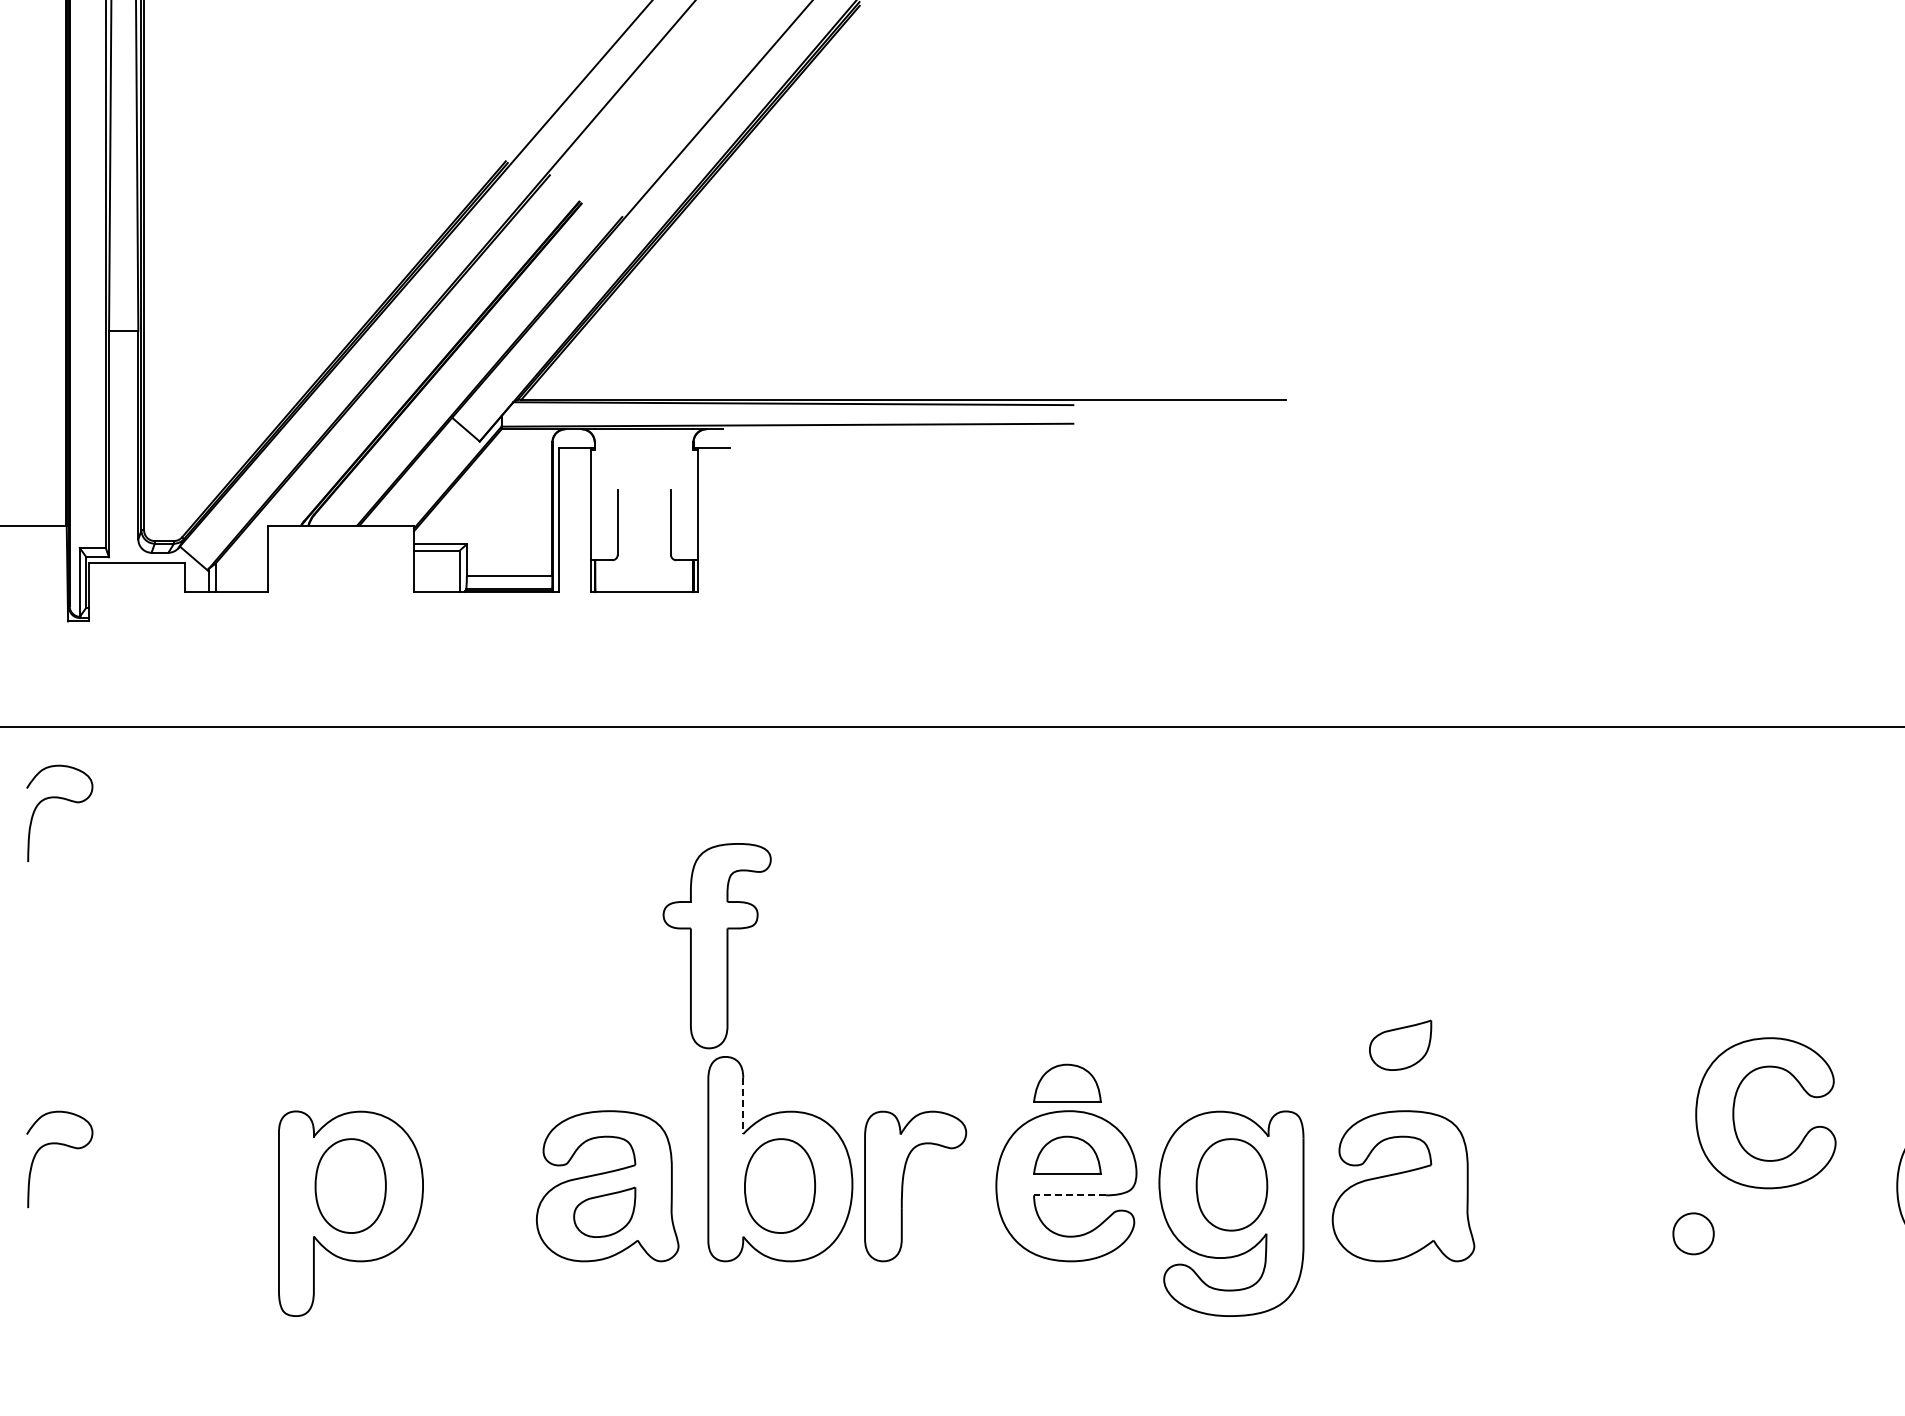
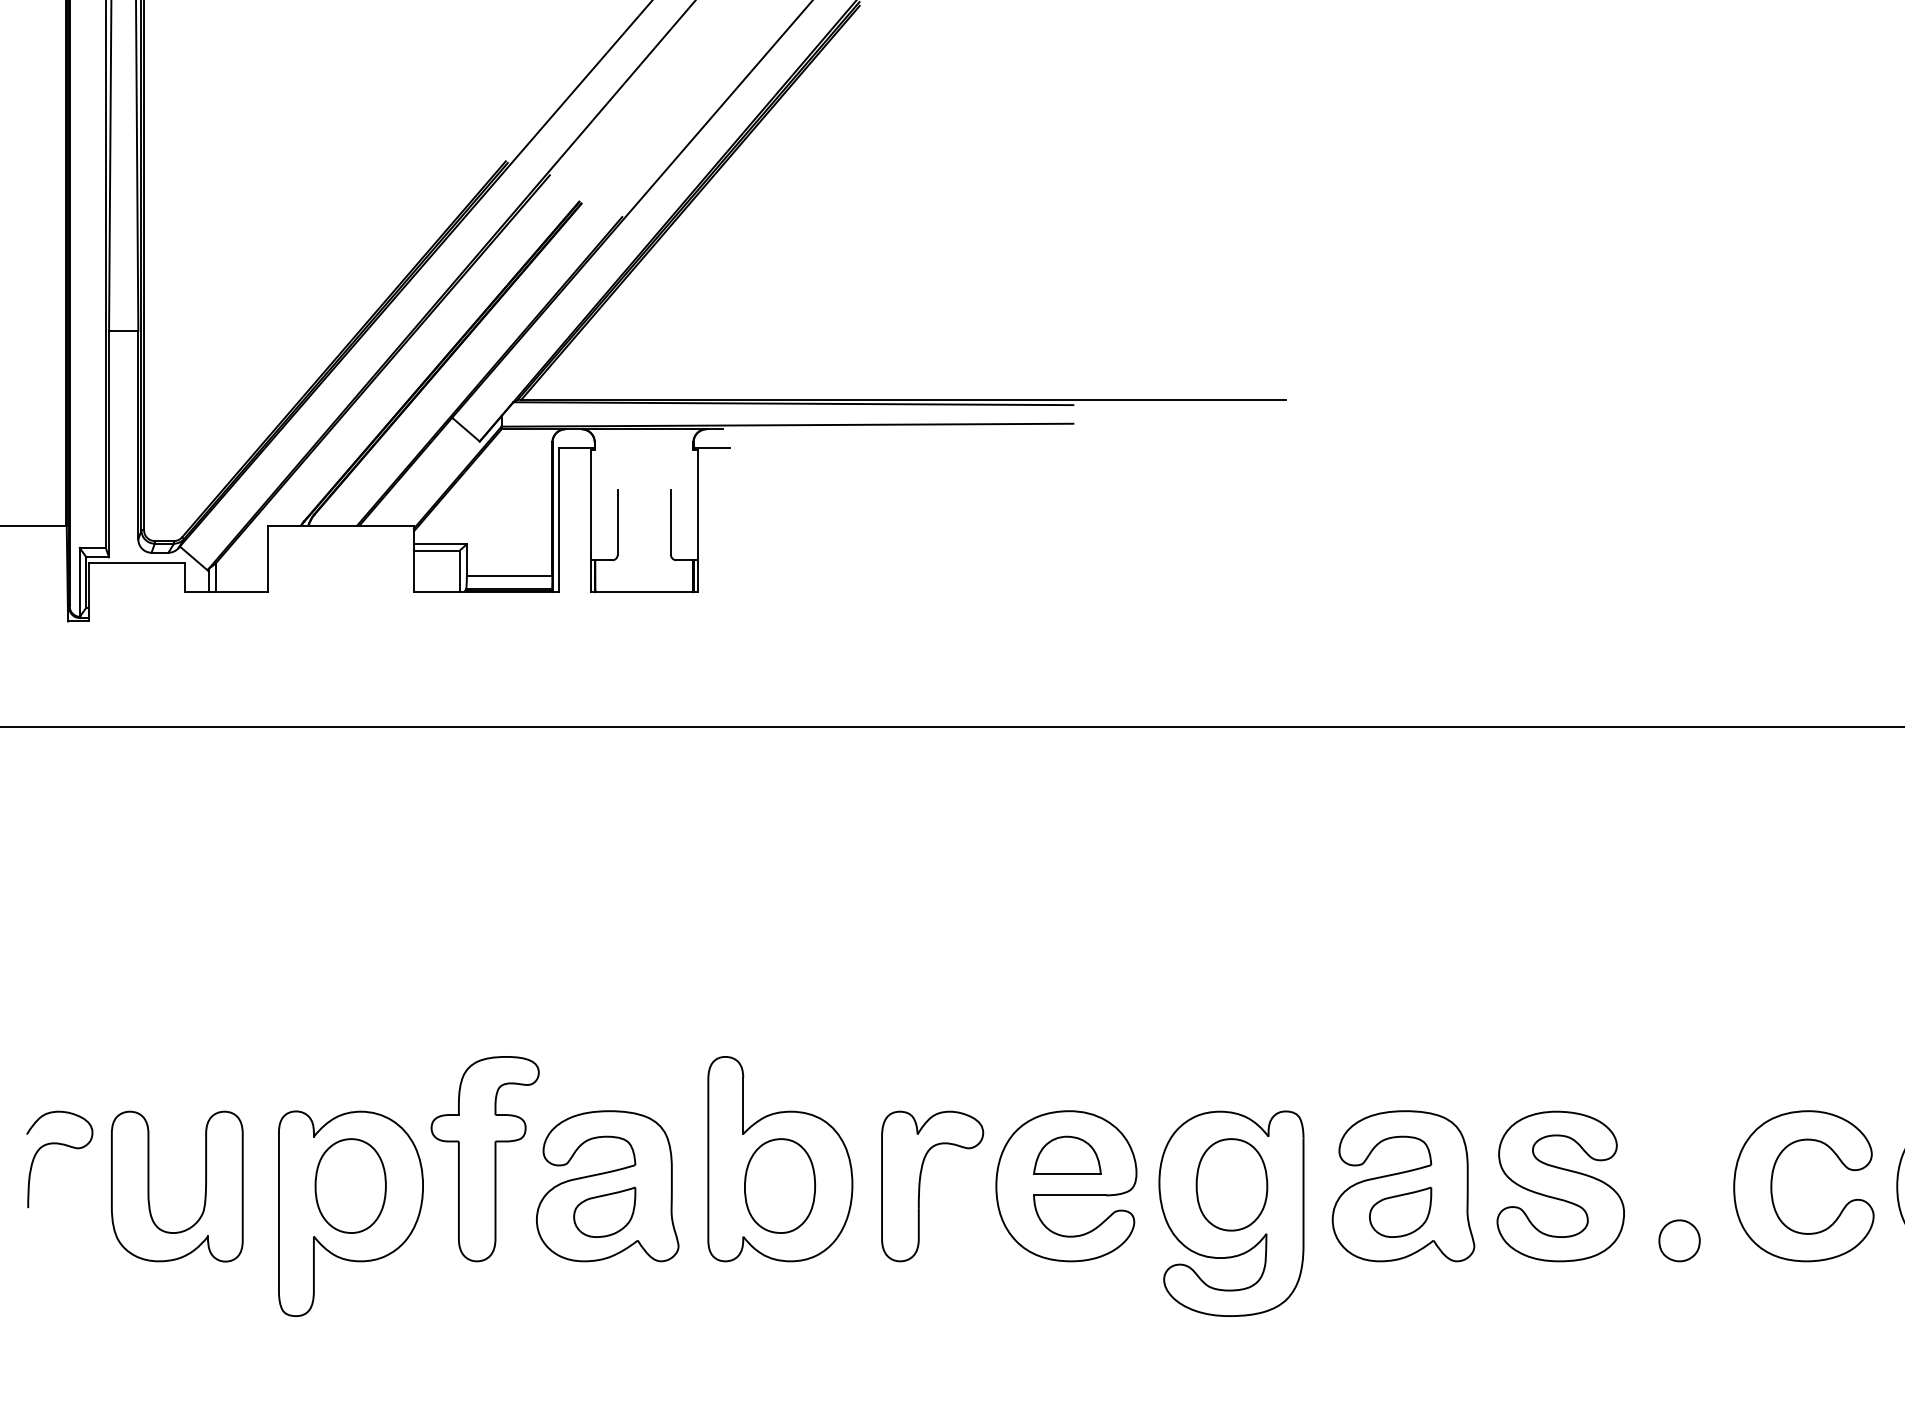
curve: present -> none (61, 799)
part position: (716, 946) -> (484, 1159) (484, 1159)
part position: (1400, 1044) -> (1400, 1211) (1400, 1211)
part: present -> none (1067, 1082)
line: dashed -> solid (743, 1106)
part position: (1734, 1113) -> (1772, 1186) (1772, 1186)
part position: (903, 1186) -> (920, 1186) (920, 1186)
part: none -> present (1560, 1186)
part: none -> present (204, 1193)
line: dashed -> solid (1069, 1195)
part position: (1693, 1233) -> (1679, 1240) (1679, 1240)
